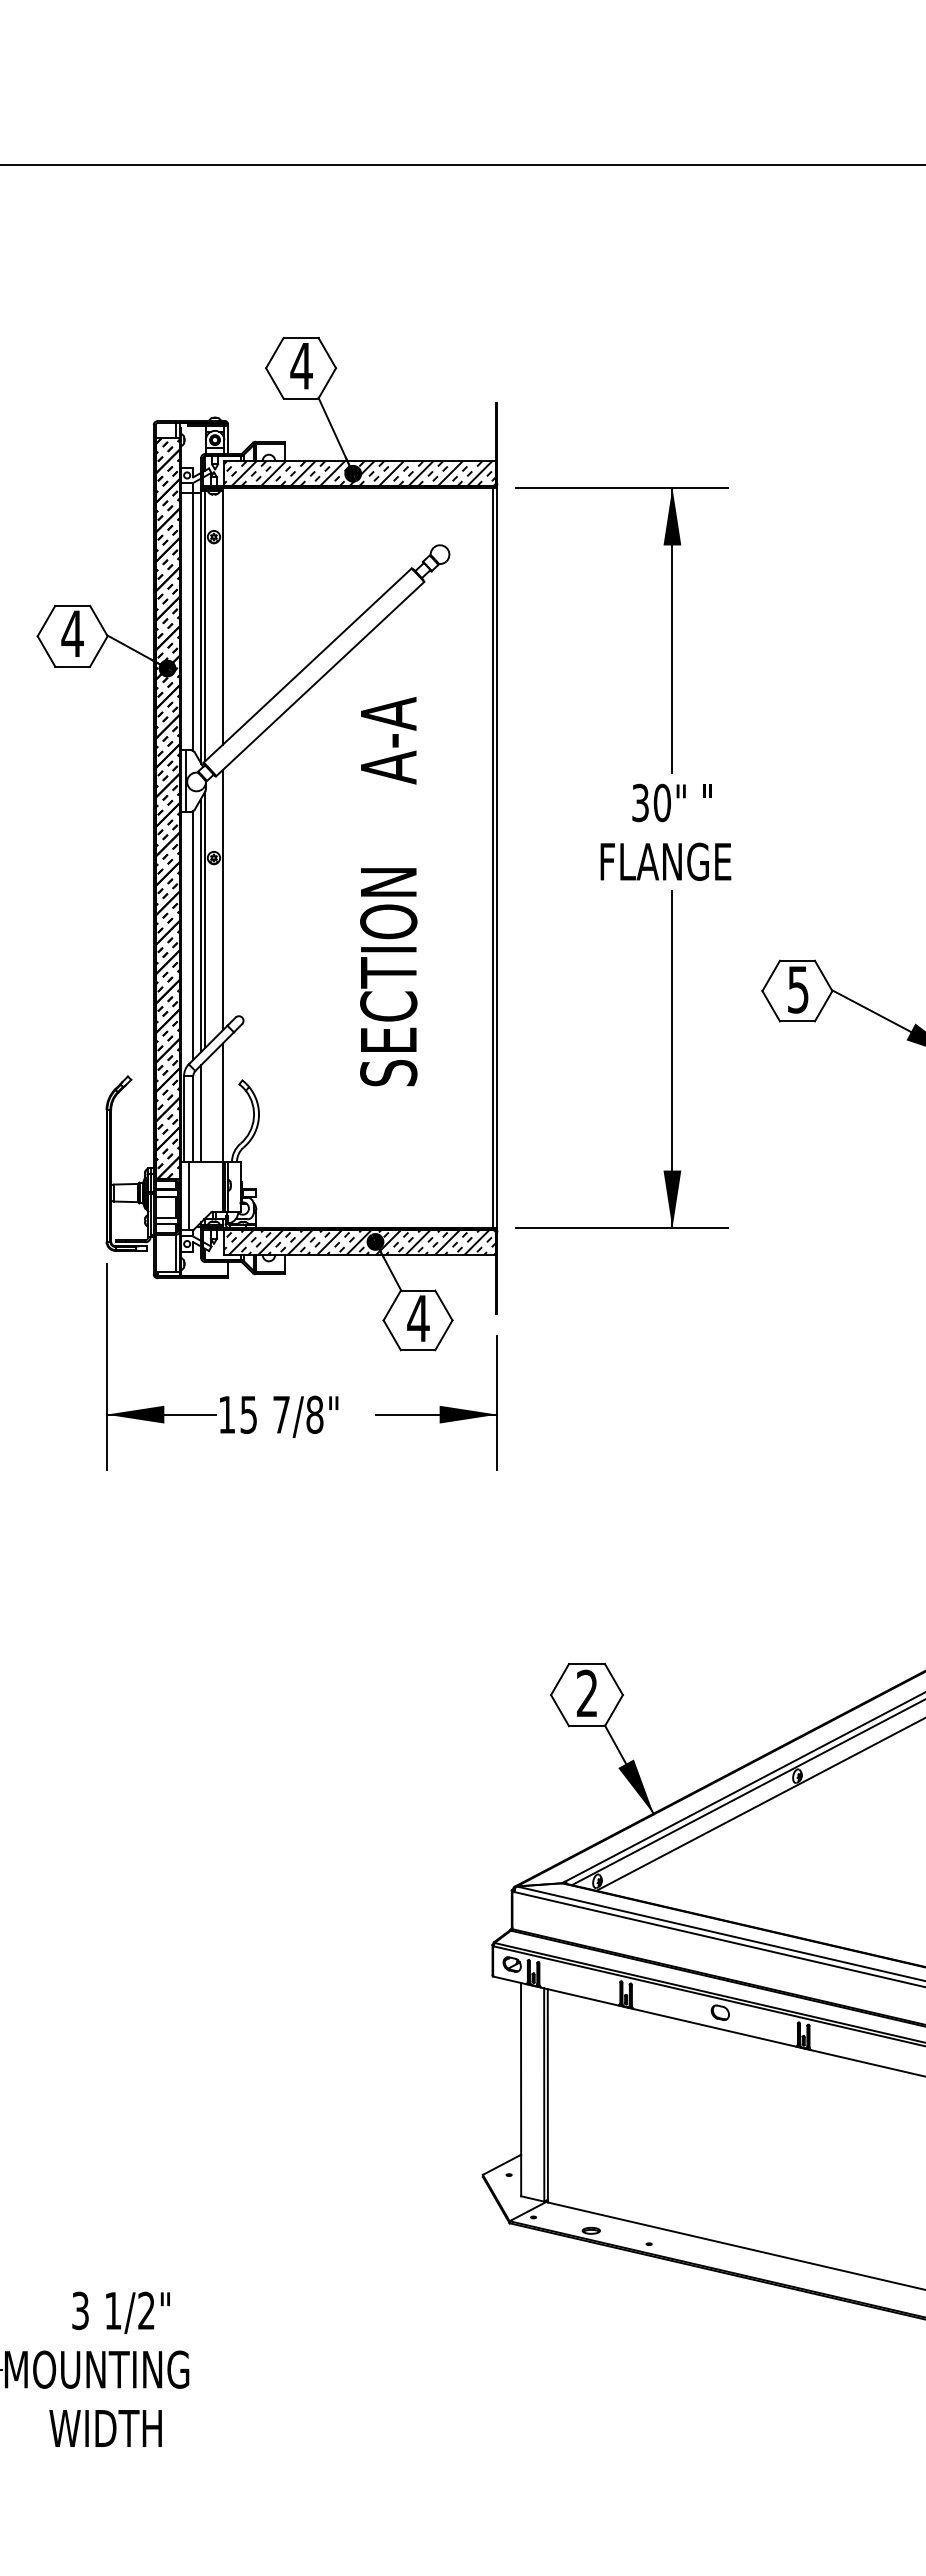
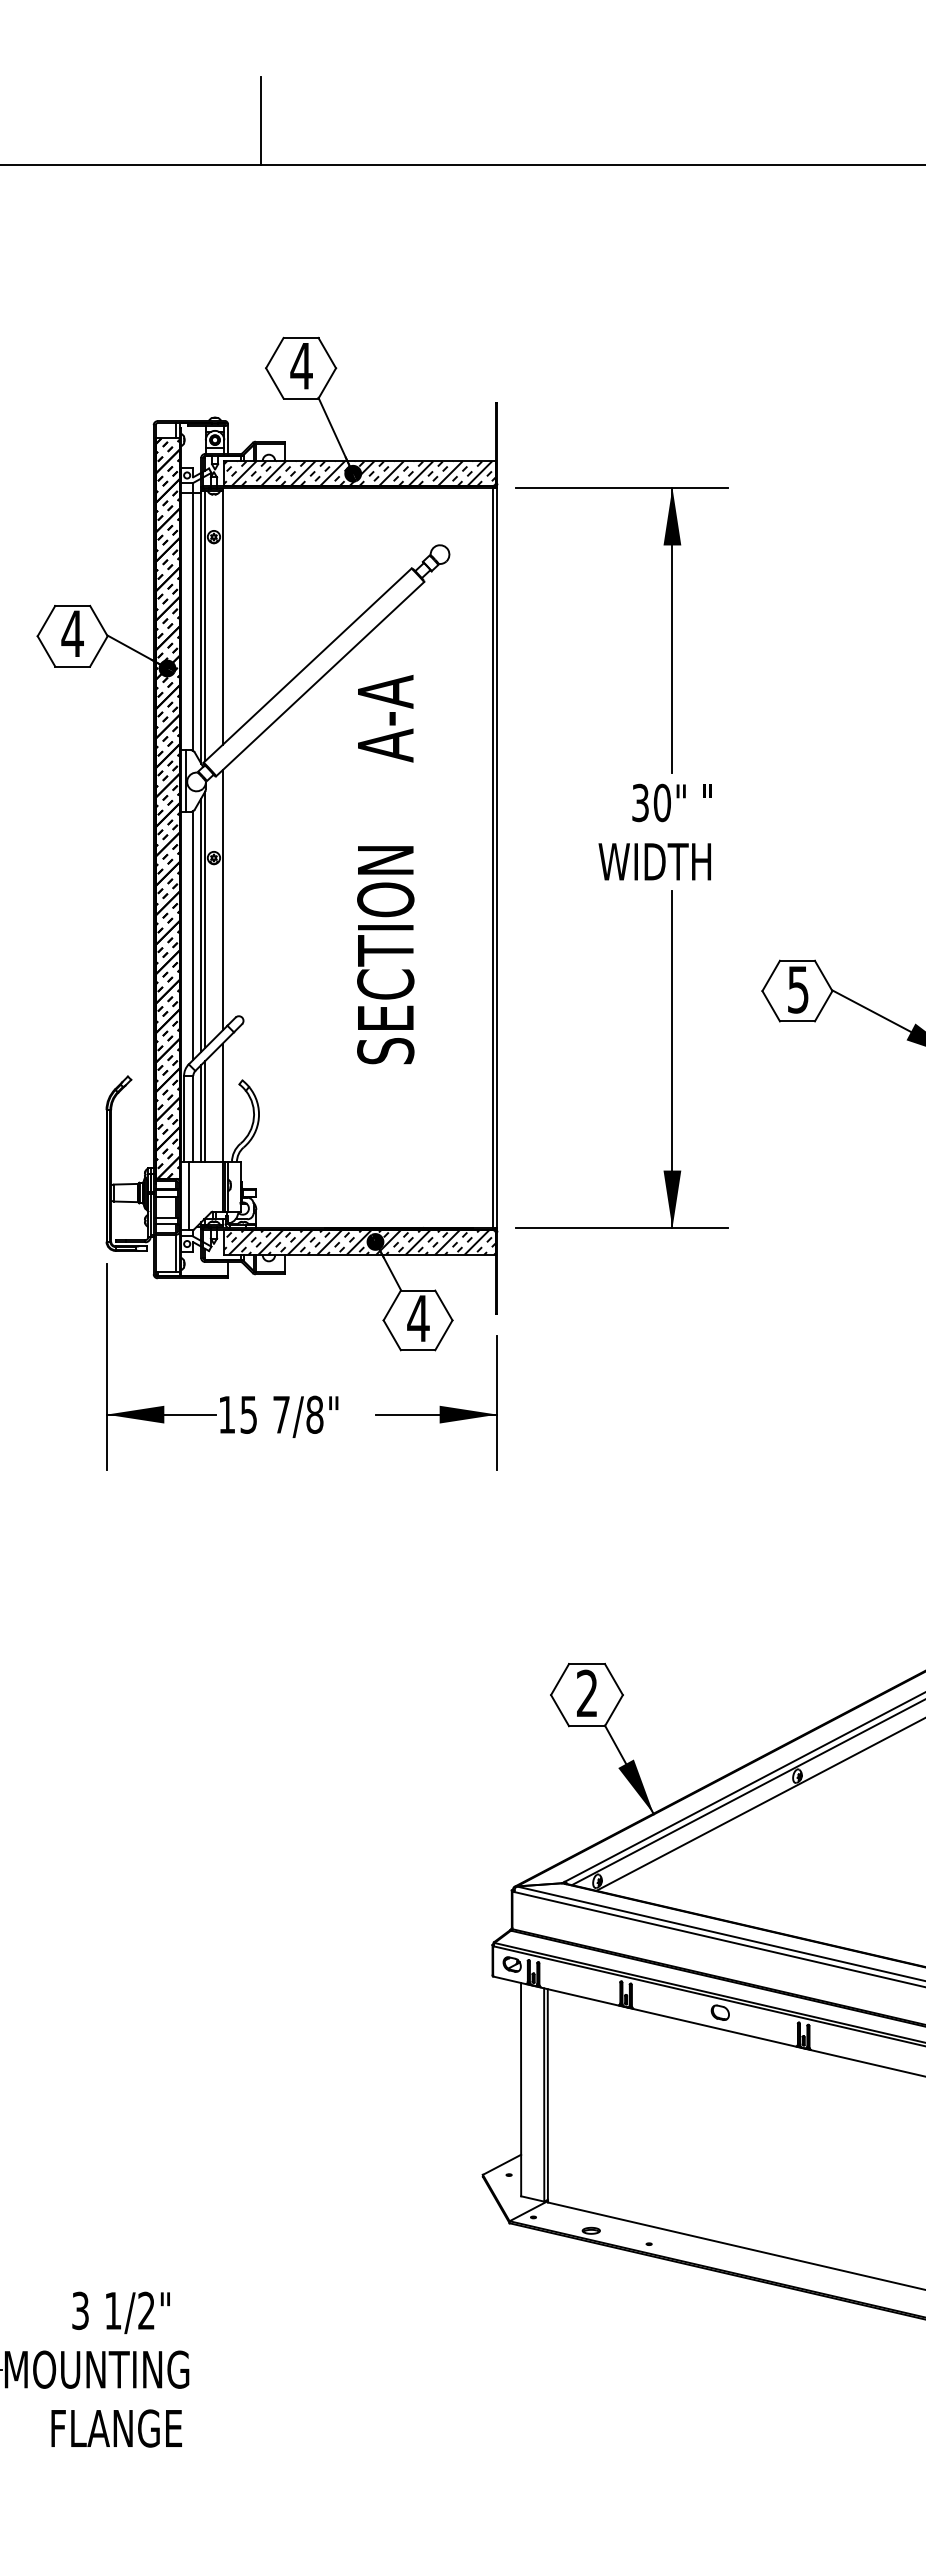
line: none -> present (261, 120)
text: FLANGE -> WIDTH (664, 861)
text position: (388, 891) -> (385, 869) (385, 869)
line: none -> present (205, 1111)
text: WIDTH -> FLANGE (115, 2428)
